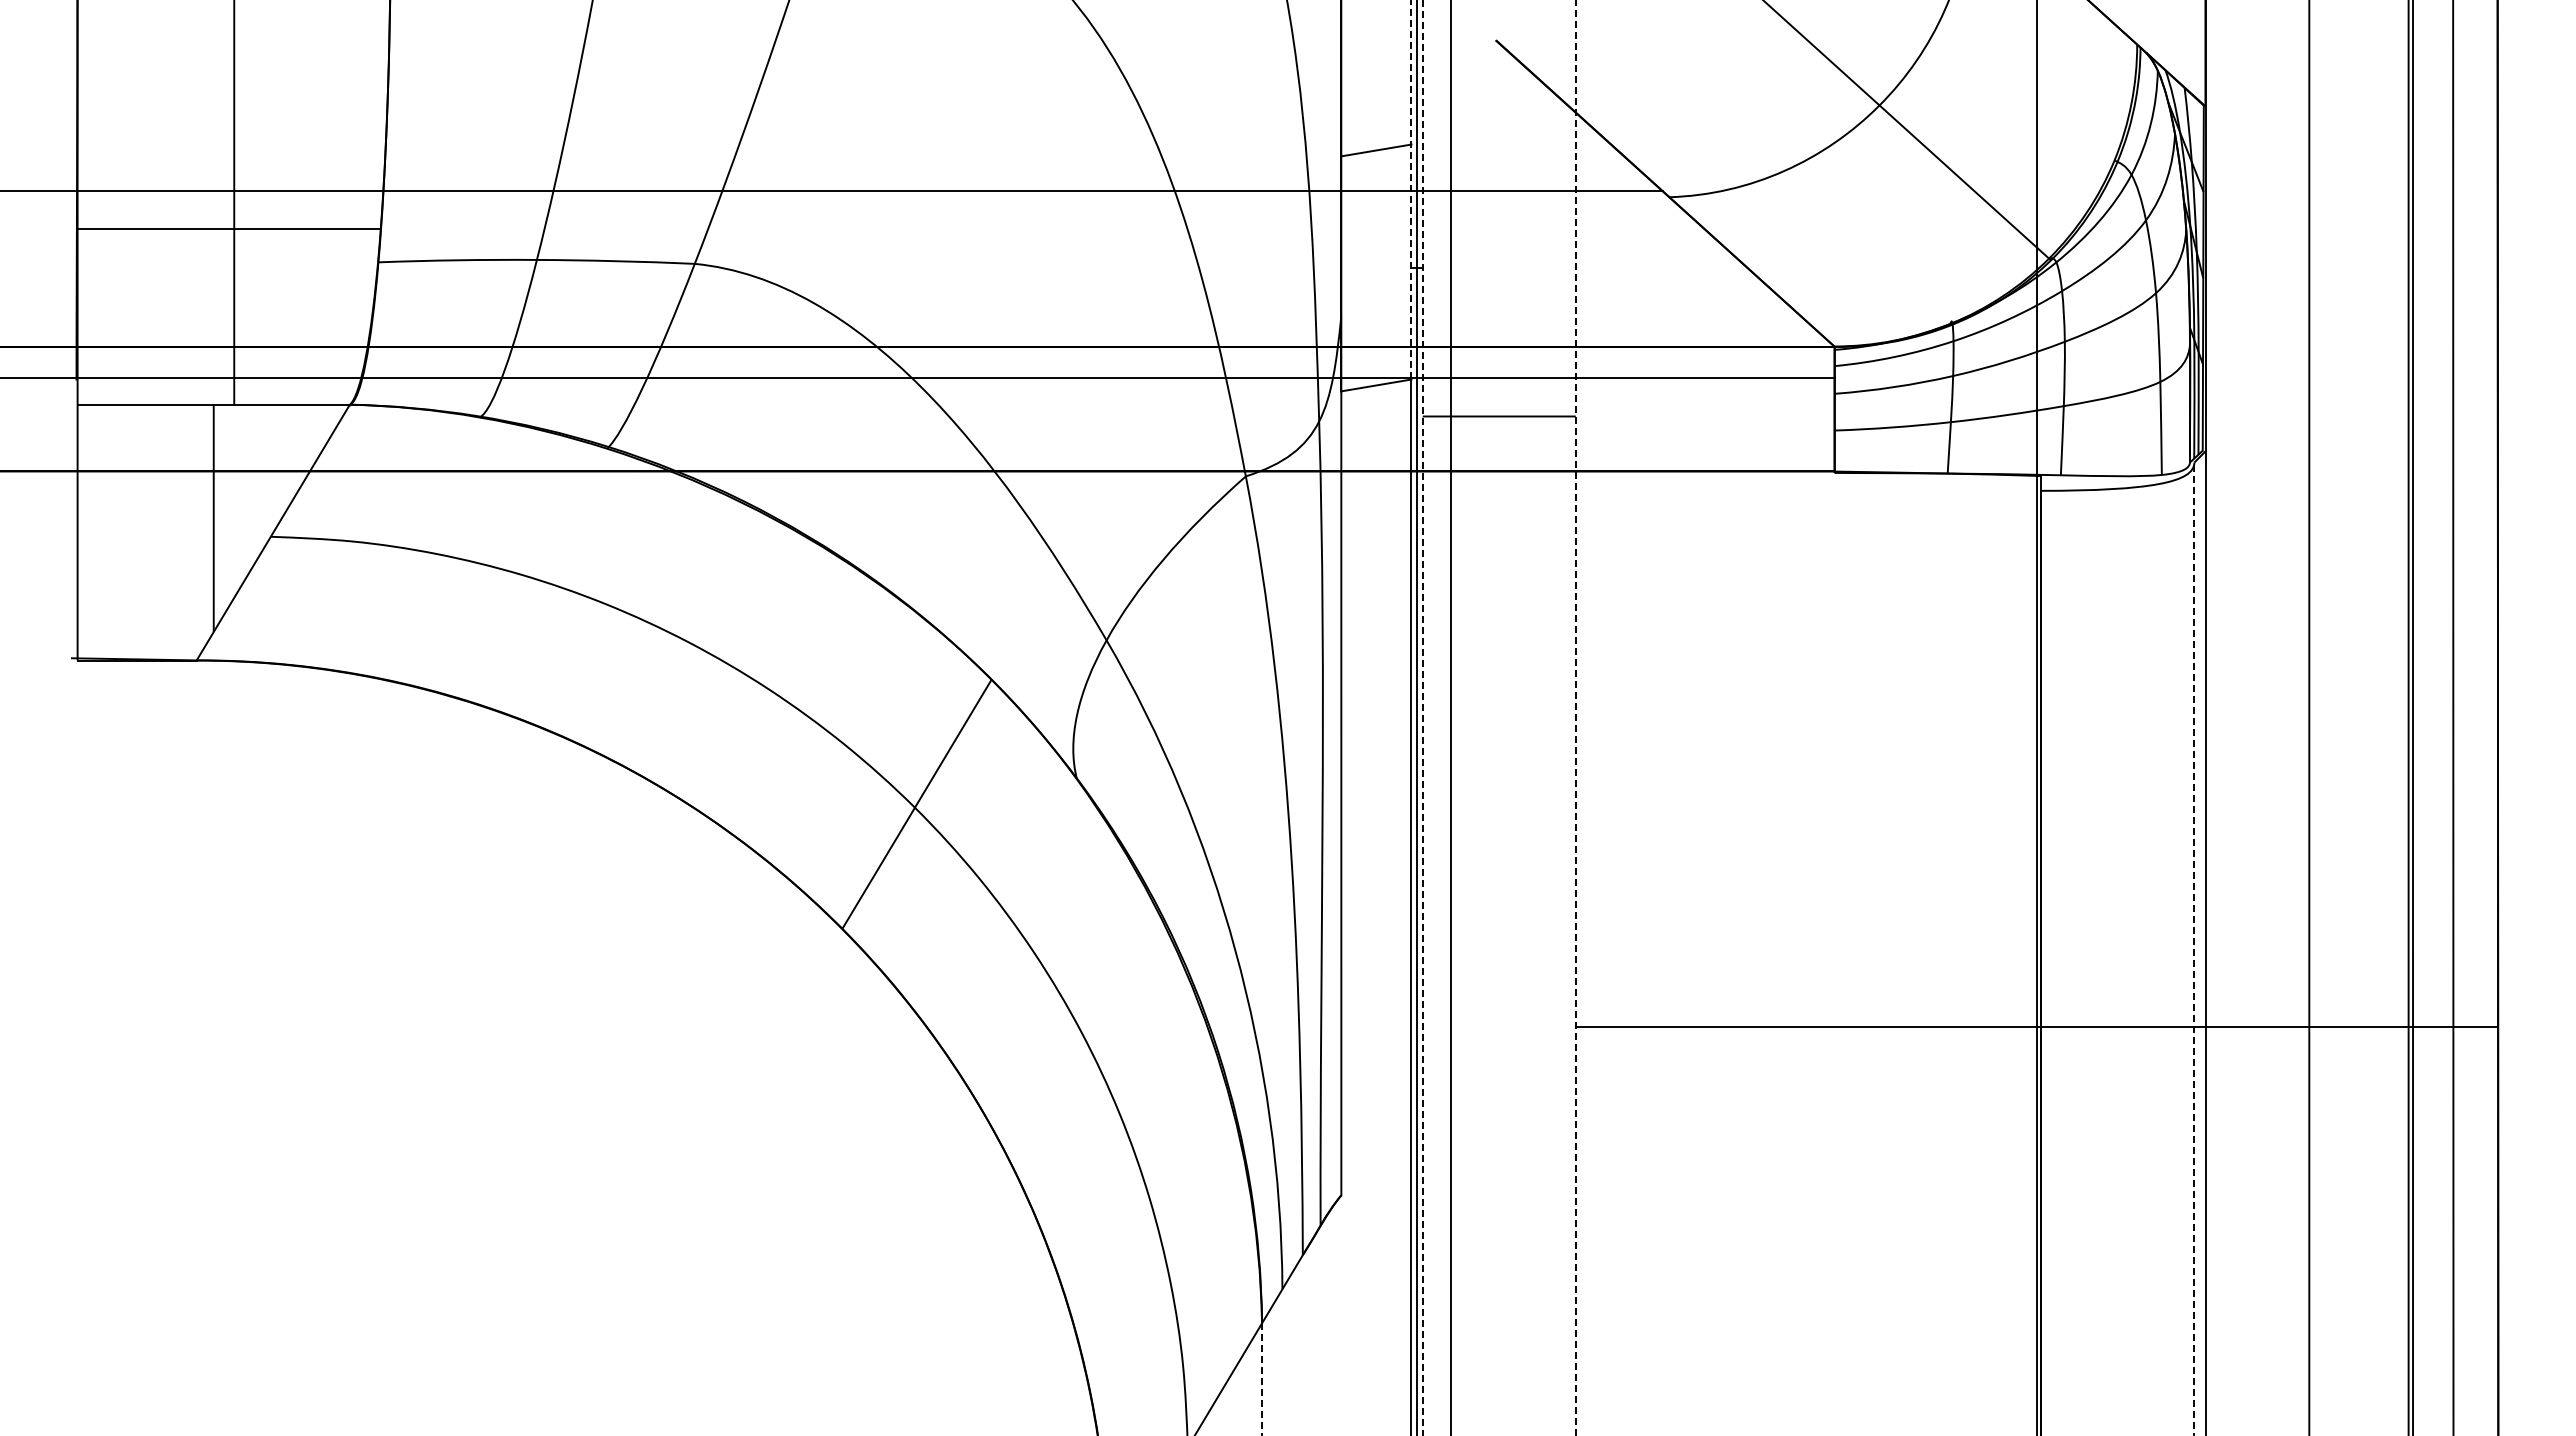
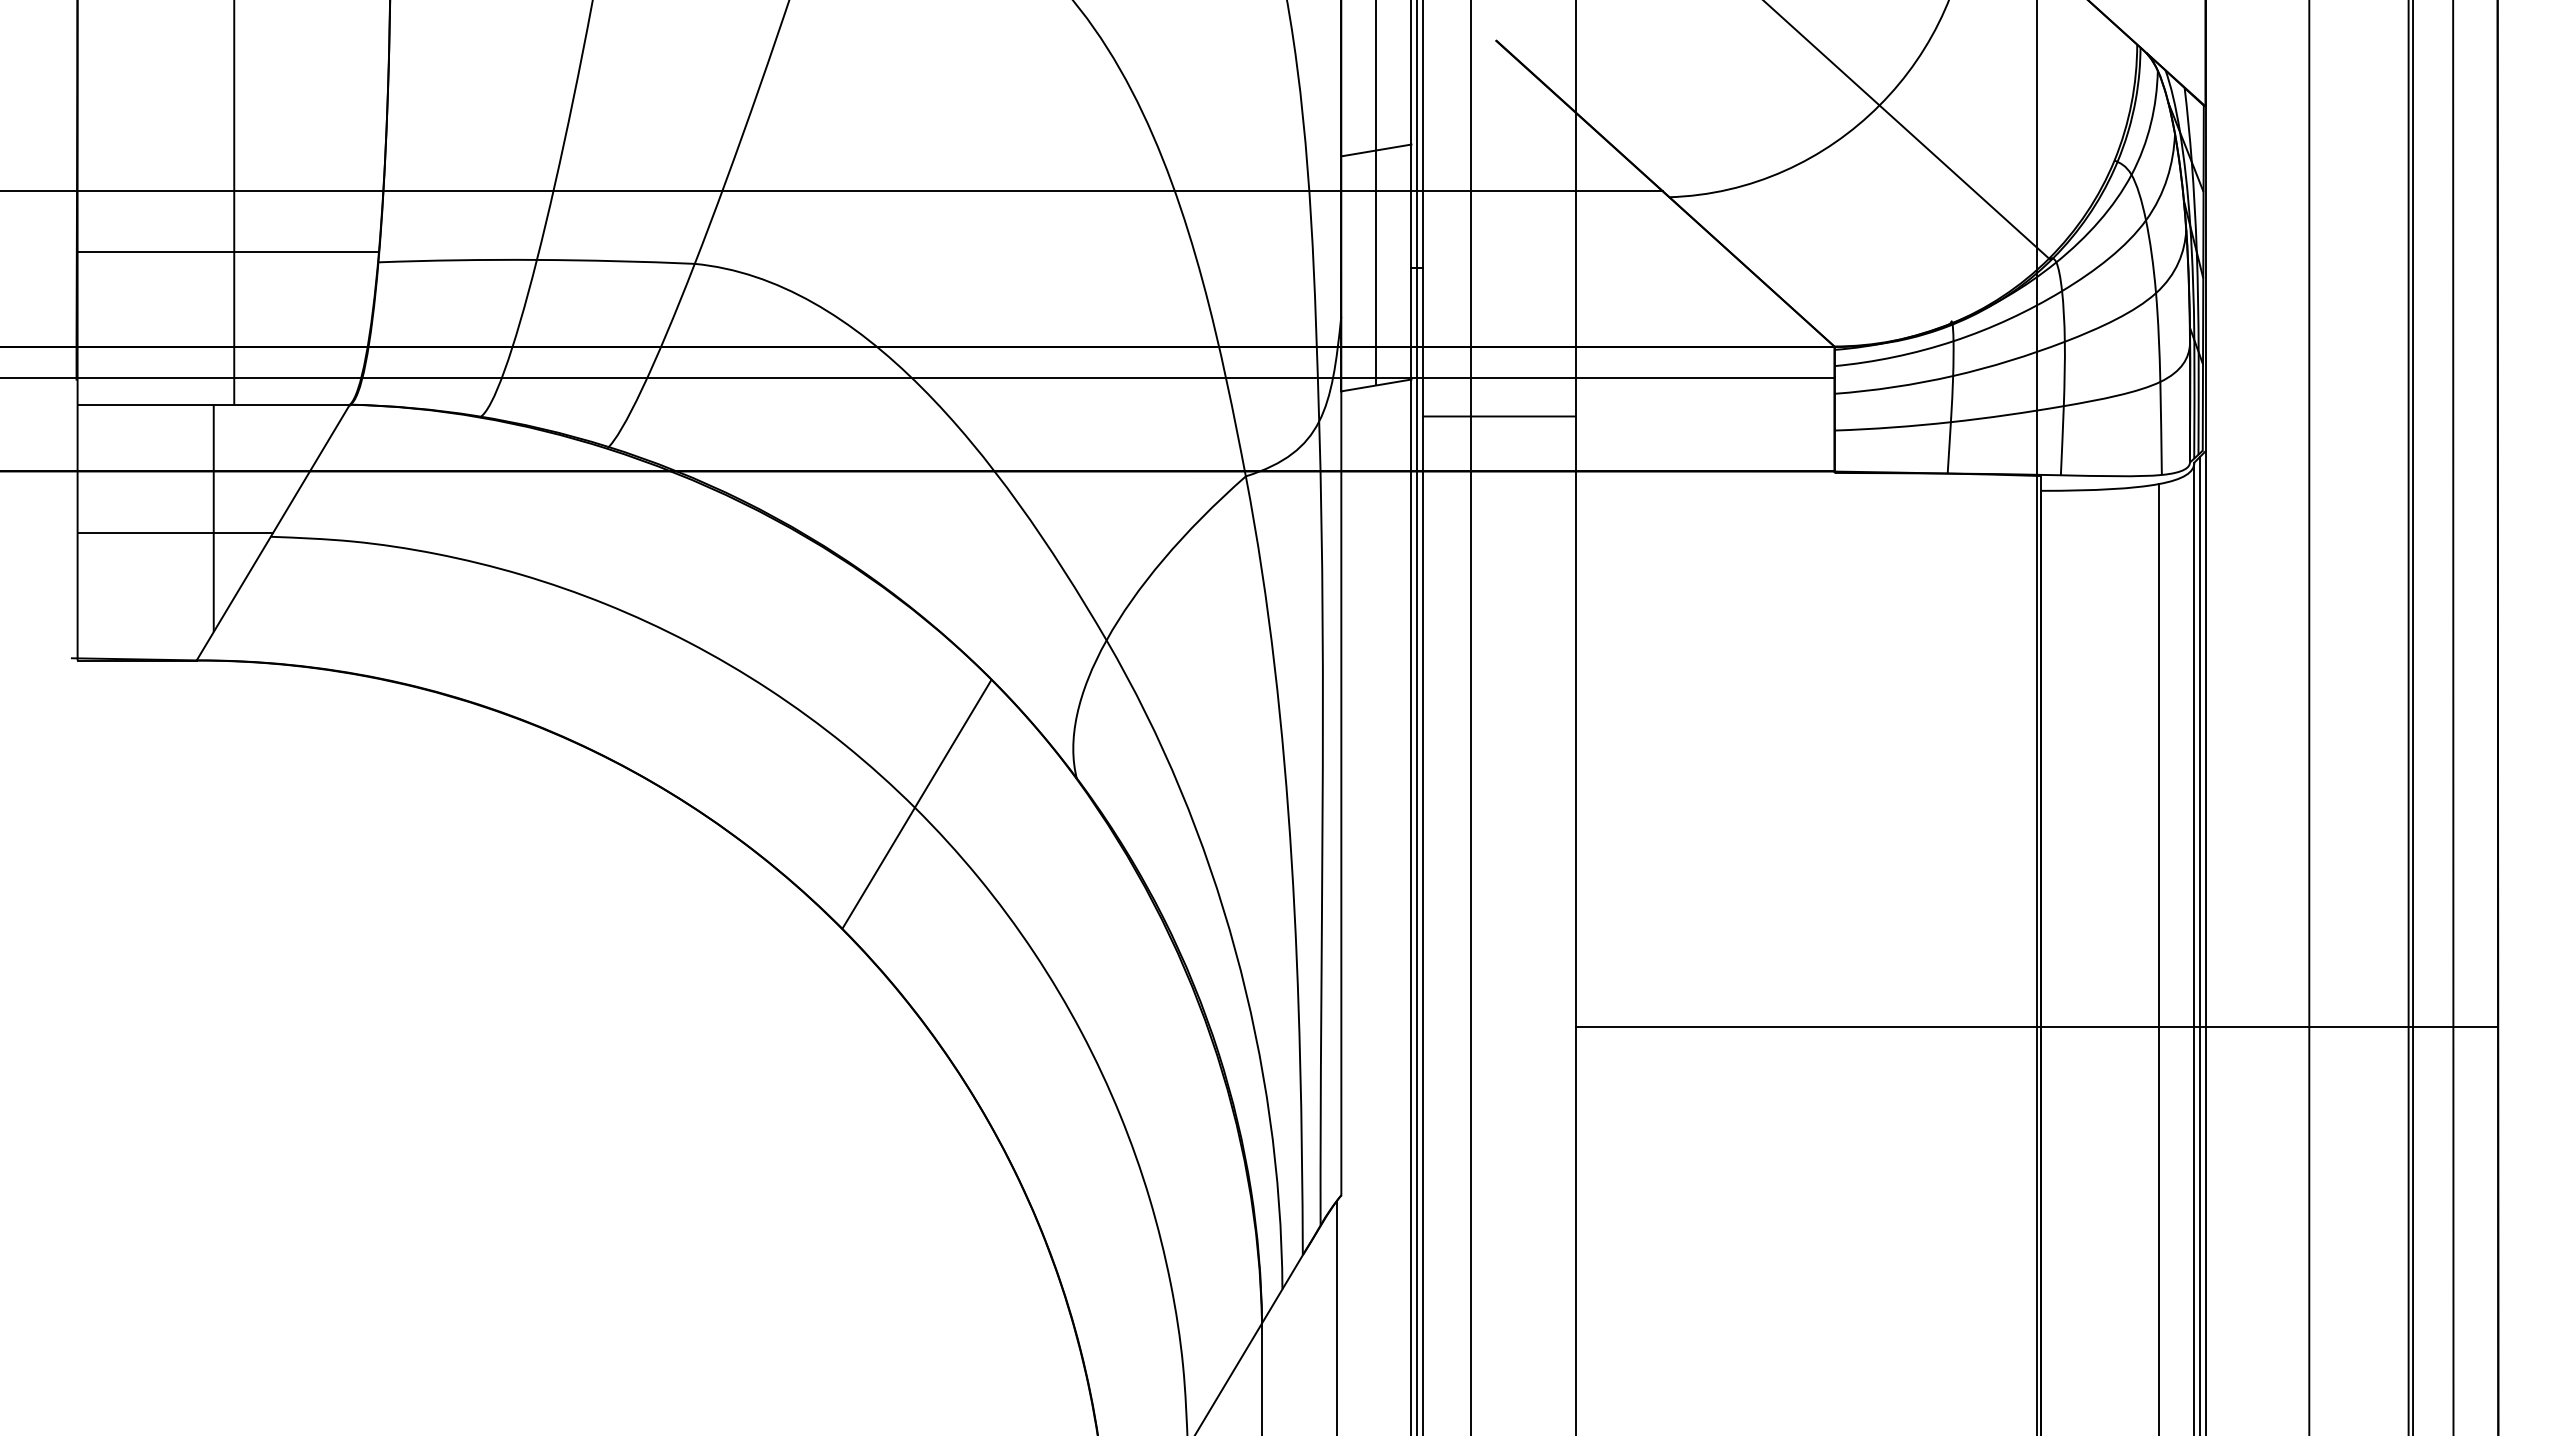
line: dashed -> solid (1411, 190)
line: none -> present (1376, 193)
line position: (227, 229) -> (227, 252) (227, 252)
line: none -> present (175, 532)
line: dashed -> solid (1422, 717)
line position: (1451, 717) -> (1471, 717) (1471, 717)
line: dashed -> solid (1575, 717)
line: none -> present (2199, 944)
line: dashed -> solid (2194, 948)
line: none -> present (2158, 958)
line: none -> present (1336, 1316)
line: dashed -> solid (1262, 1379)
